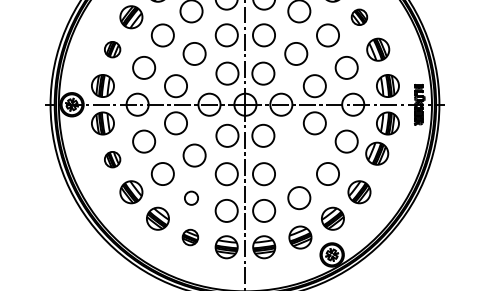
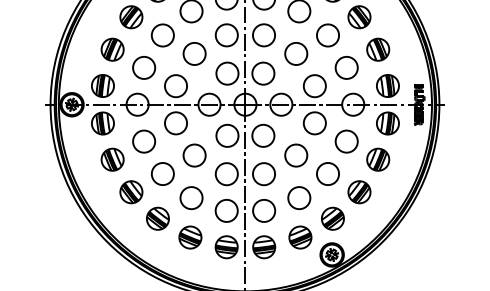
part size: 19x18 px -> 25x25 px (359, 17)
part size: 18x18 px -> 25x25 px (112, 49)
part position: (377, 153) -> (378, 159) (378, 159)
circle: none -> present (296, 155)
part size: 18x18 px -> 25x25 px (112, 159)
circle size: 15x16 px -> 25x25 px (191, 198)
part size: 19x19 px -> 25x25 px (190, 237)
